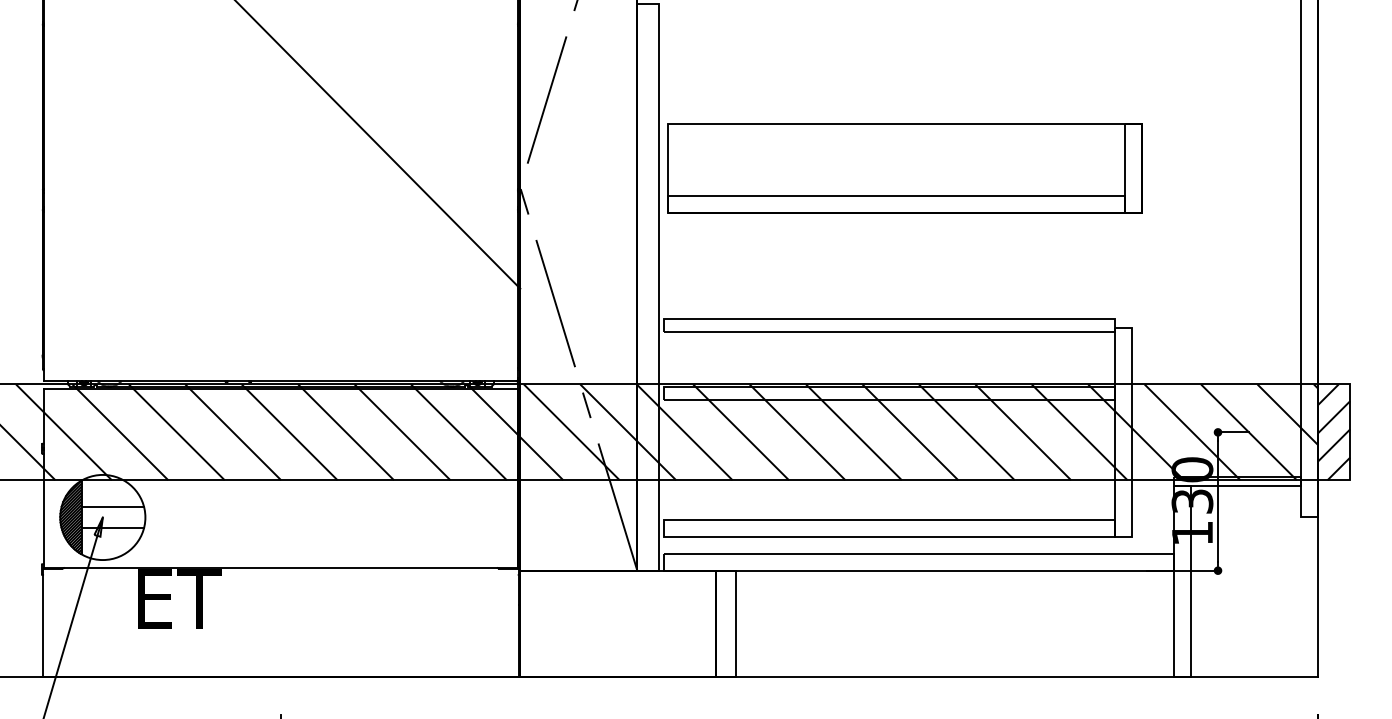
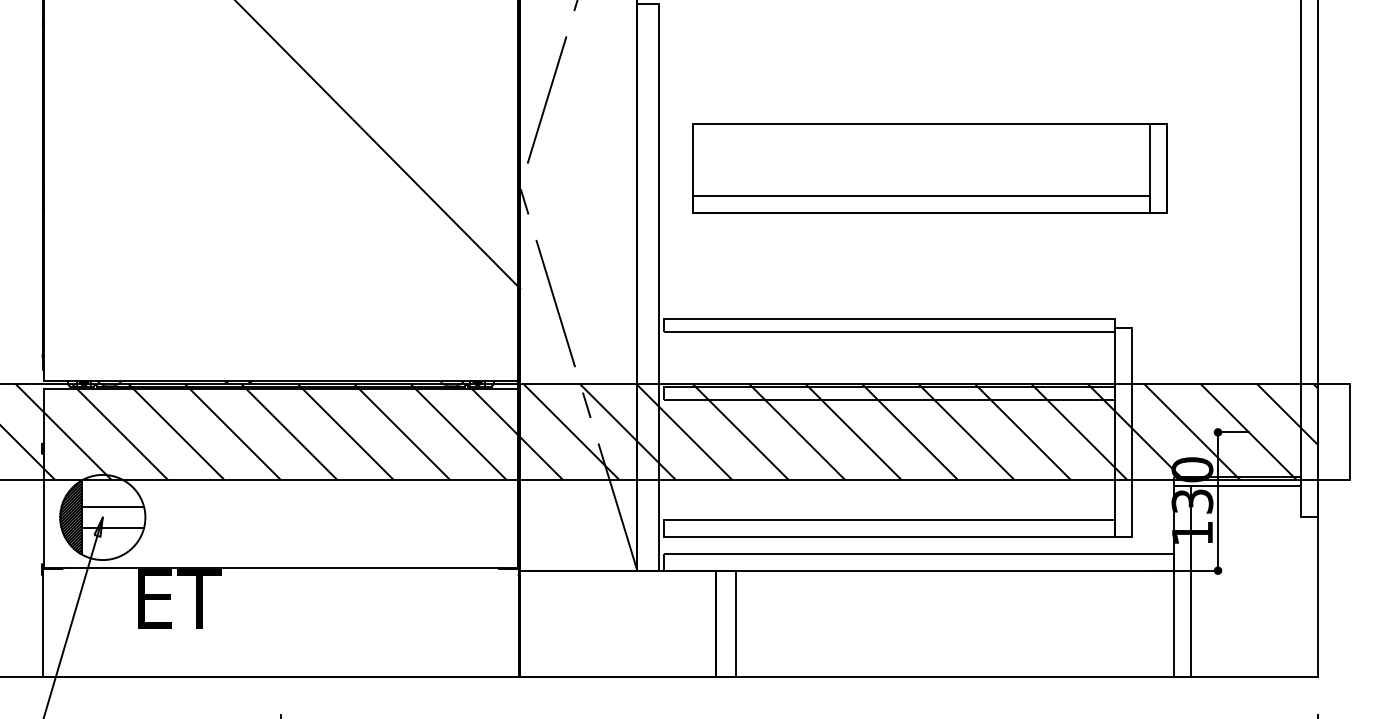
part position: (904, 168) -> (929, 168) (929, 168)
hatch: present -> none (1334, 432)
